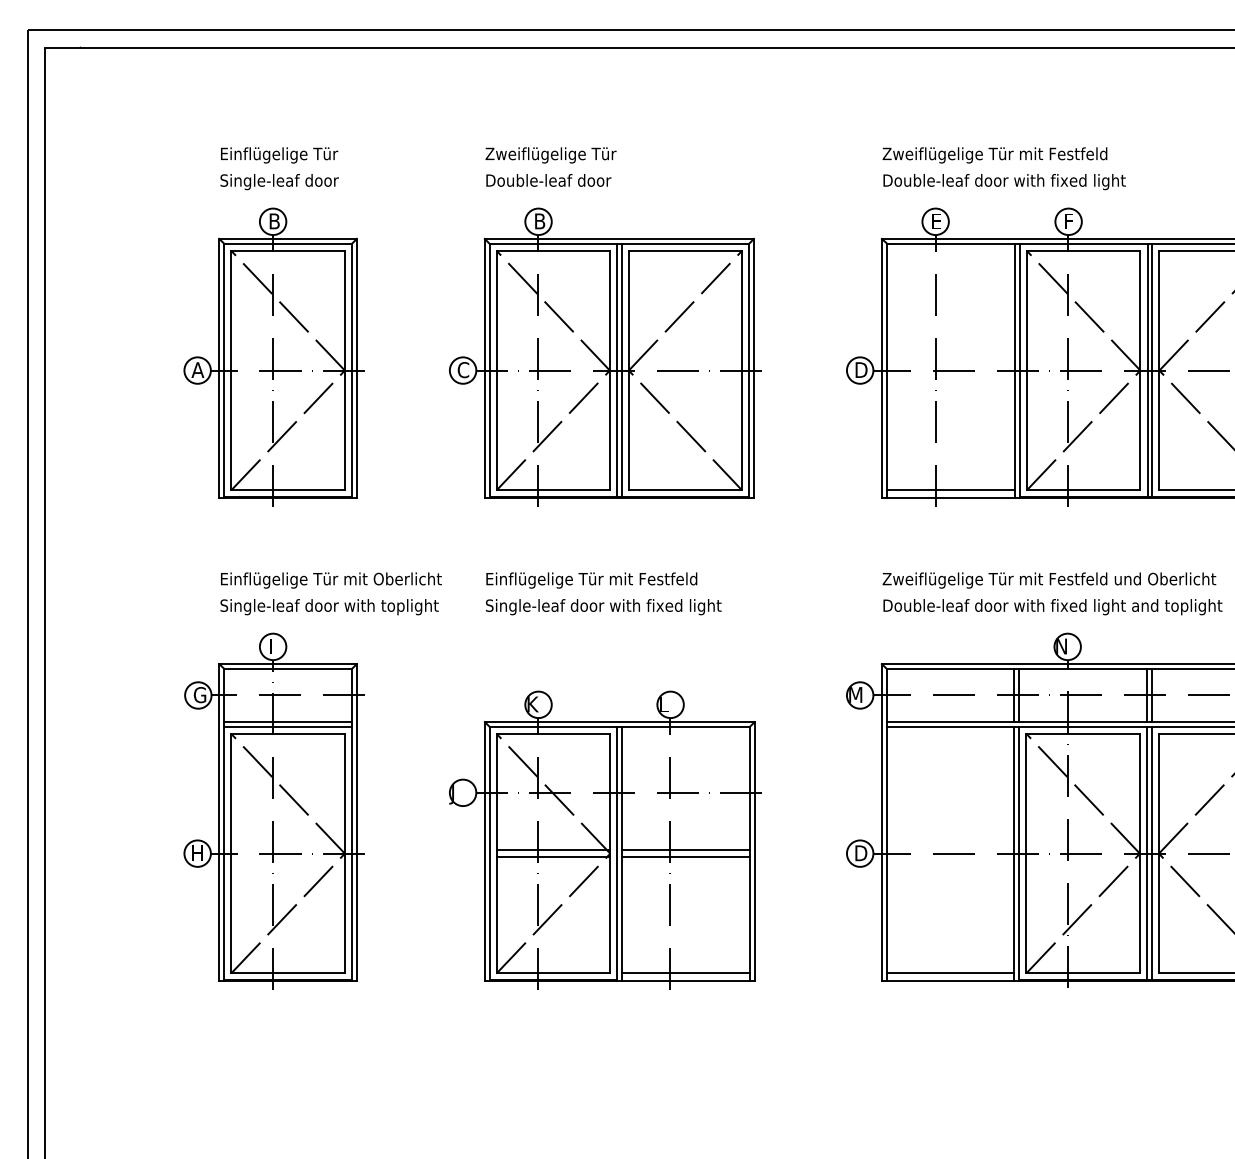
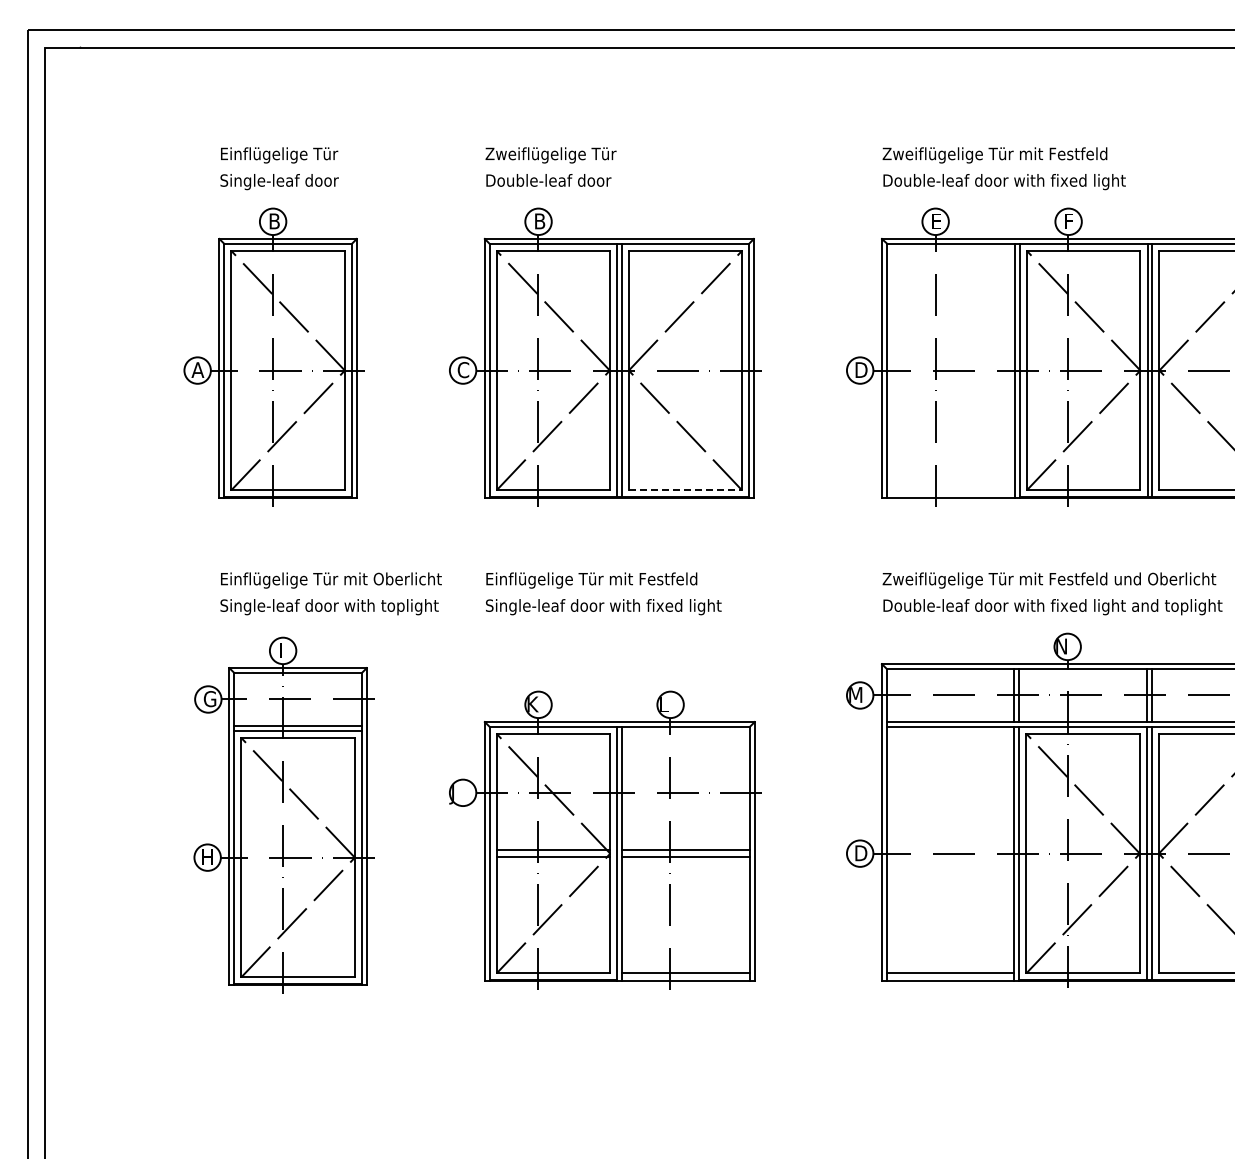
line: solid -> dashed (685, 490)
line: present -> none (950, 490)
part position: (273, 810) -> (283, 814) (283, 814)
